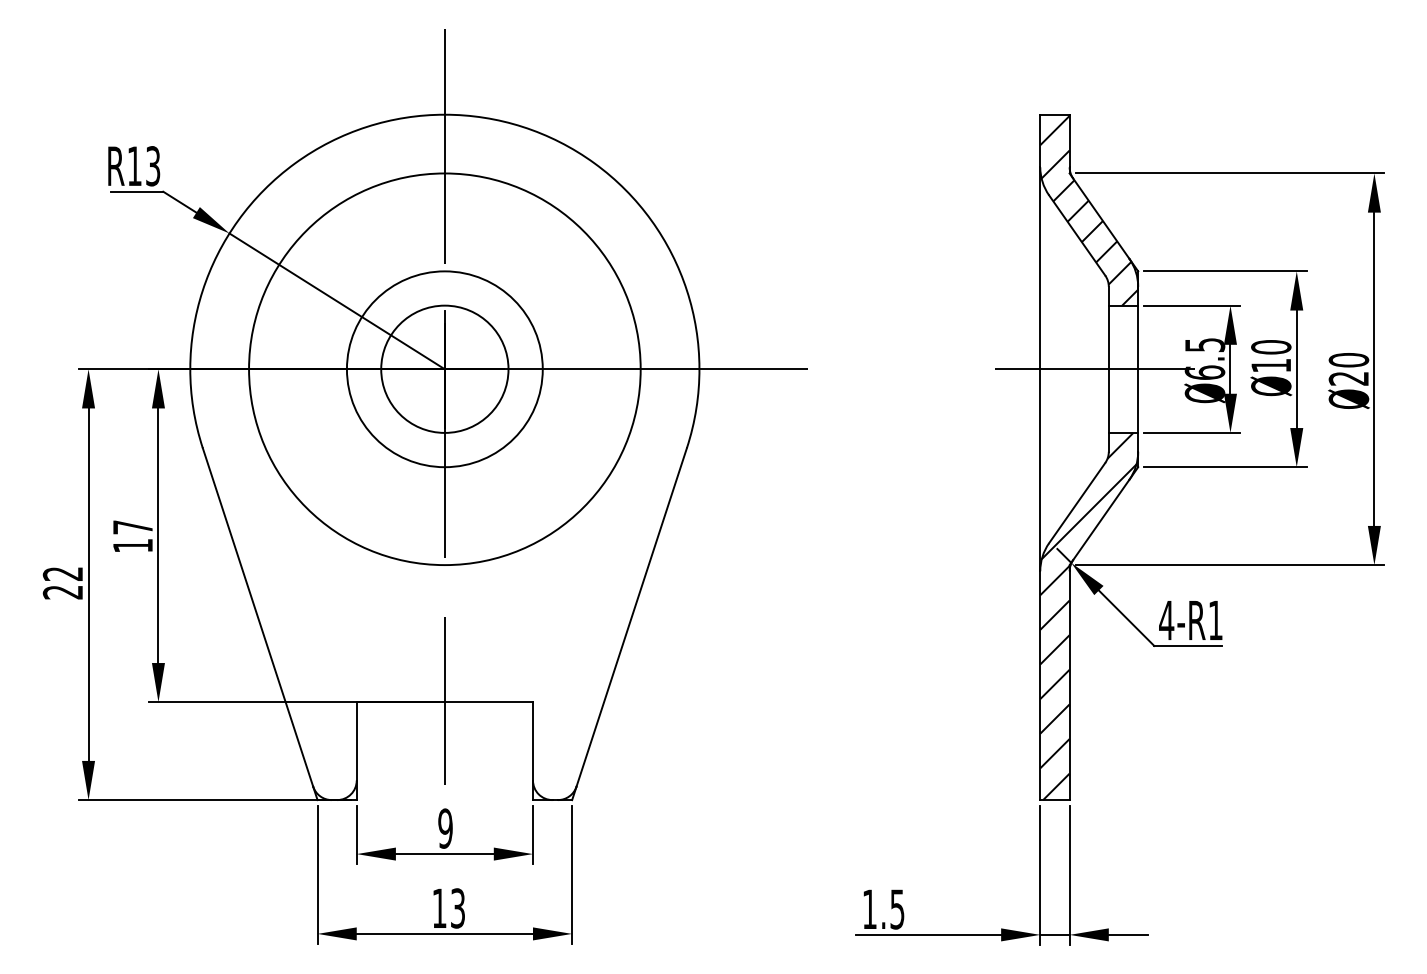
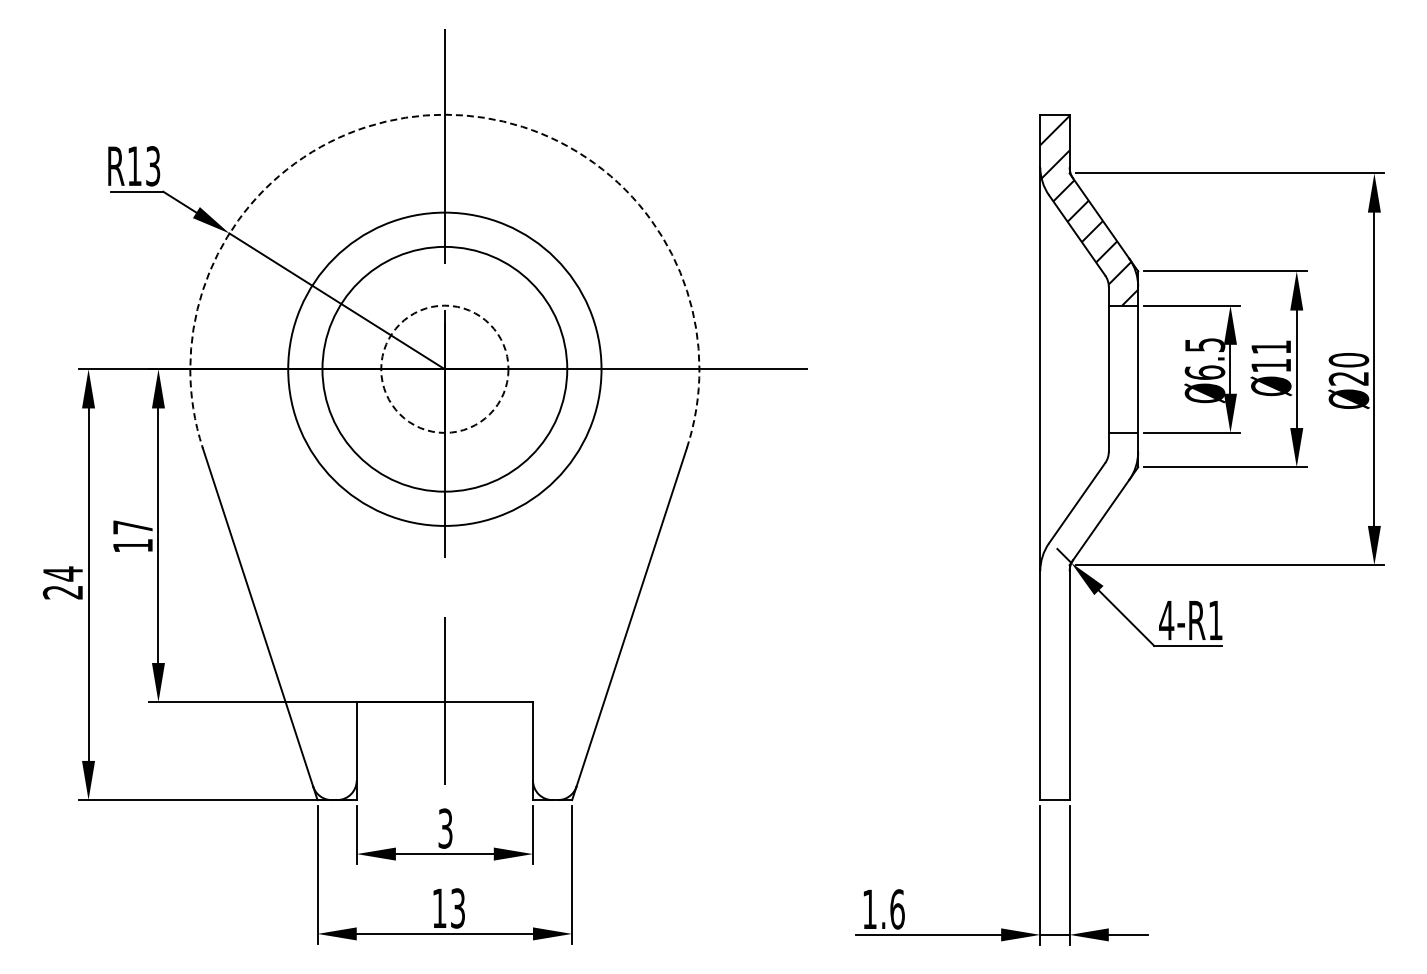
arc: solid -> dashed (444, 114)
text: Ø10 -> Ø11 (1271, 347)
circle: solid -> dashed (444, 368)
circle diameter: 196 px -> 245 px (444, 368)
circle diameter: 392 px -> 313 px (444, 368)
line: present -> none (1094, 369)
text: 22 -> 24 (62, 573)
hatch: present -> none (1088, 616)
text: 9 -> 3 (445, 828)
text: 1.5 -> 1.6 (897, 909)
